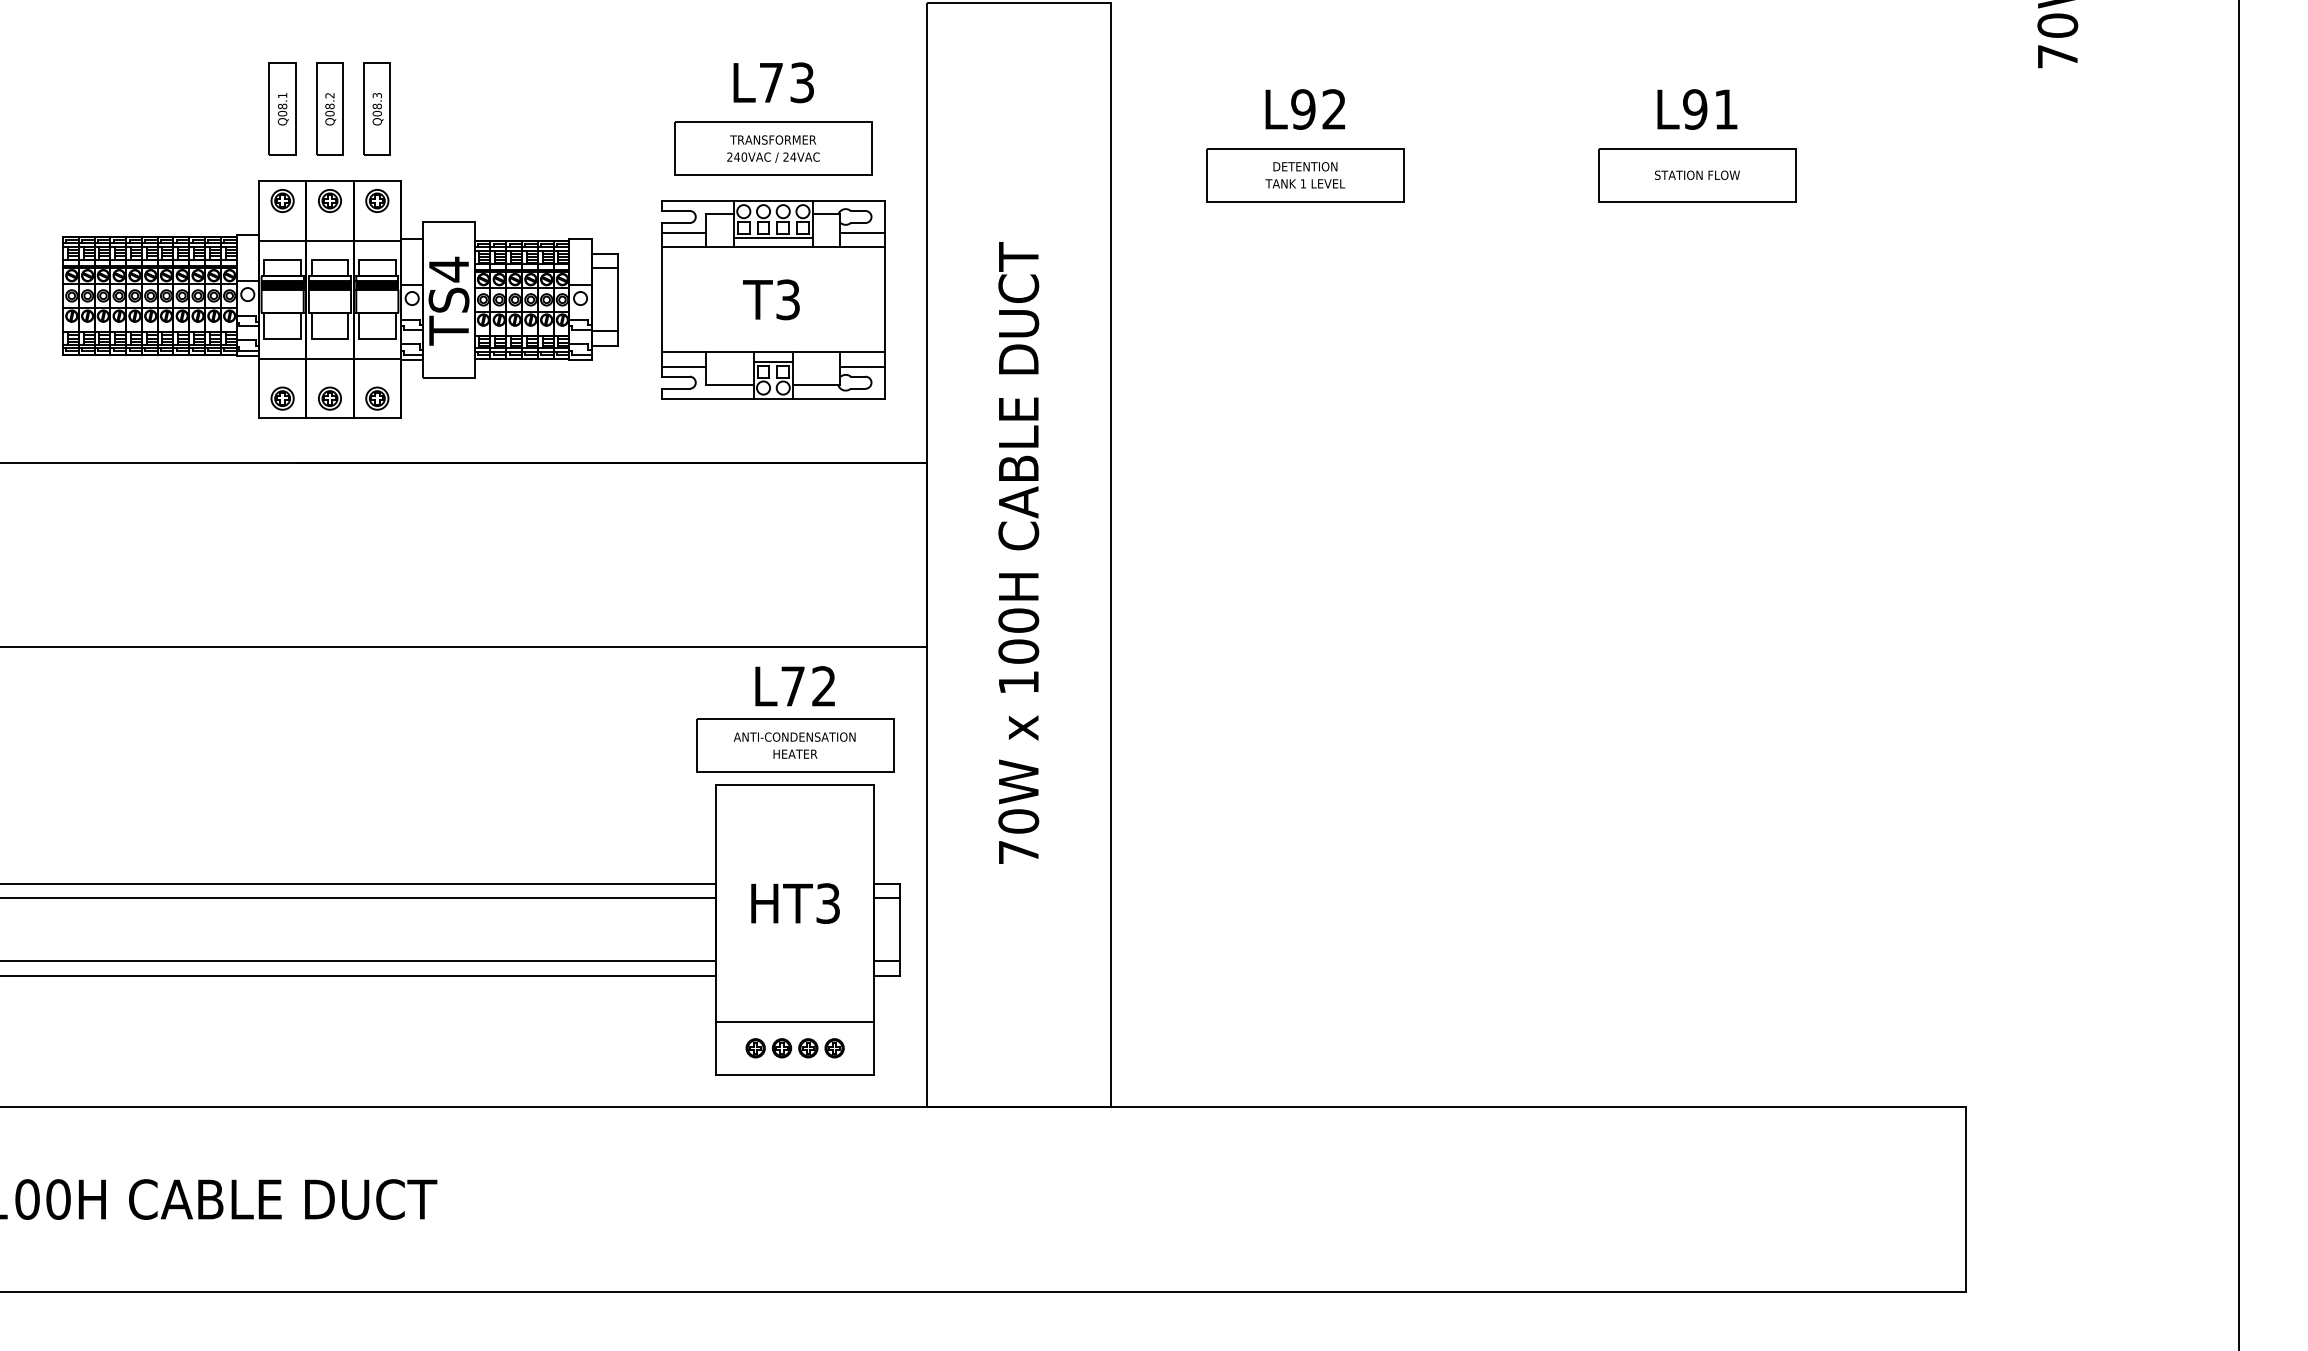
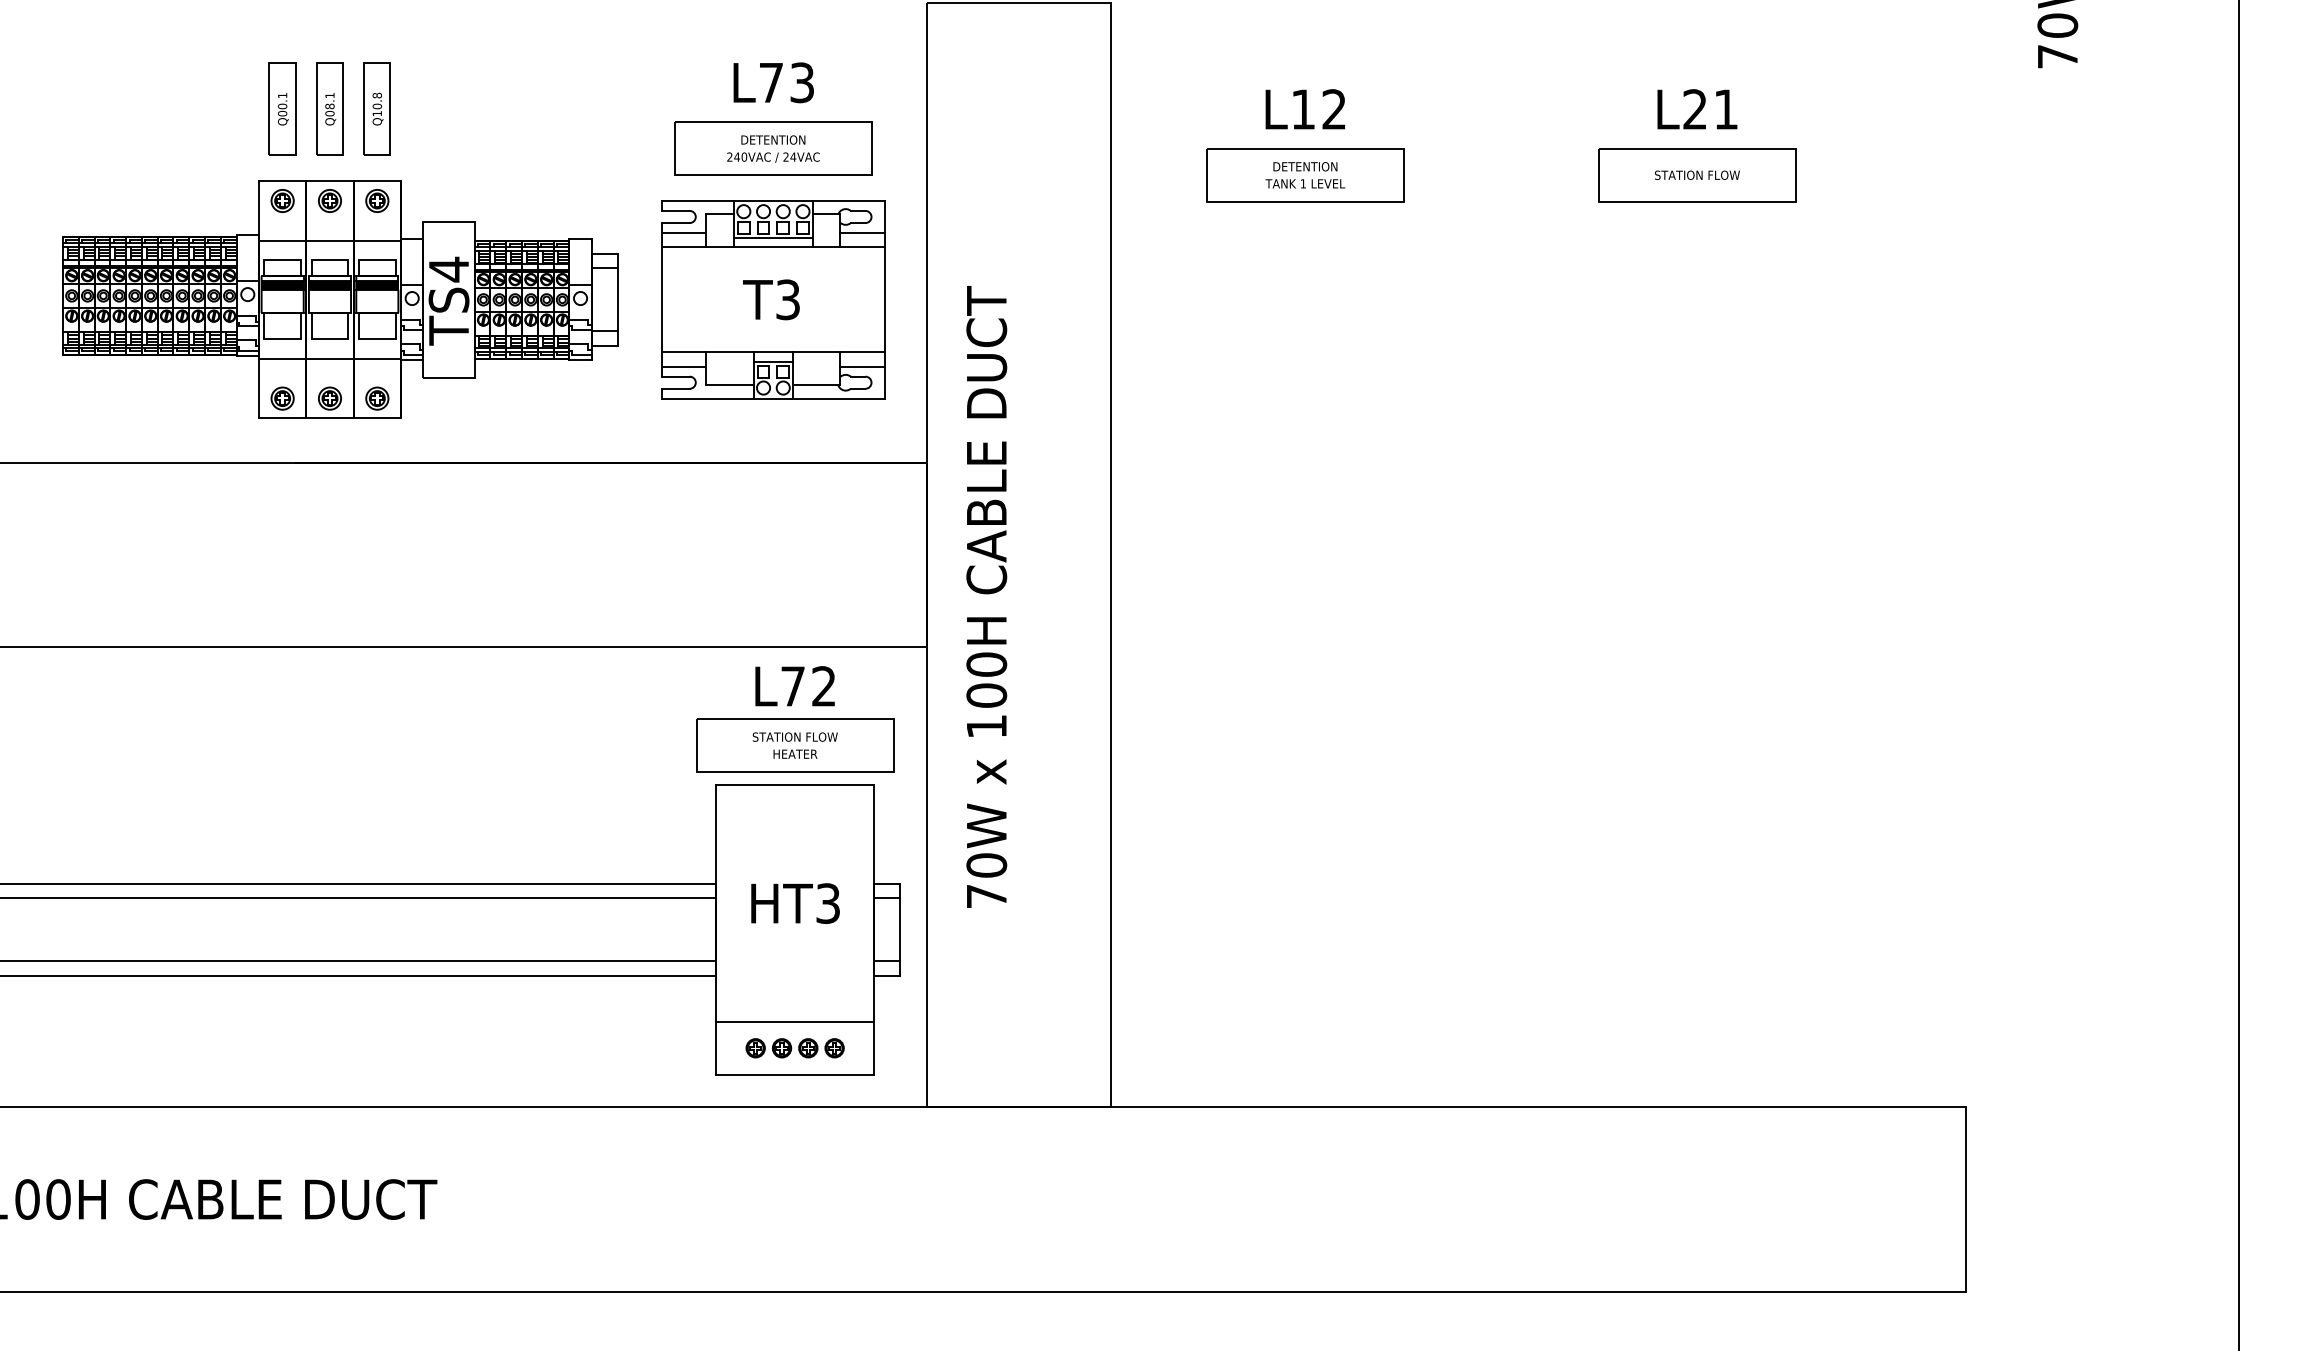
text: Q08.2 -> Q08.1 (329, 95)
text: Q08.3 -> Q10.8 (376, 104)
text: Q08.1 -> Q00.1 (282, 106)
text: L92 -> L12 (1303, 109)
text: L91 -> L21 (1695, 109)
text: TRANSFORMER -> DETENTION (773, 139)
text position: (1018, 552) -> (986, 596) (986, 596)
text: ANTI-CONDENSATION -> STATION FLOW (794, 736)
